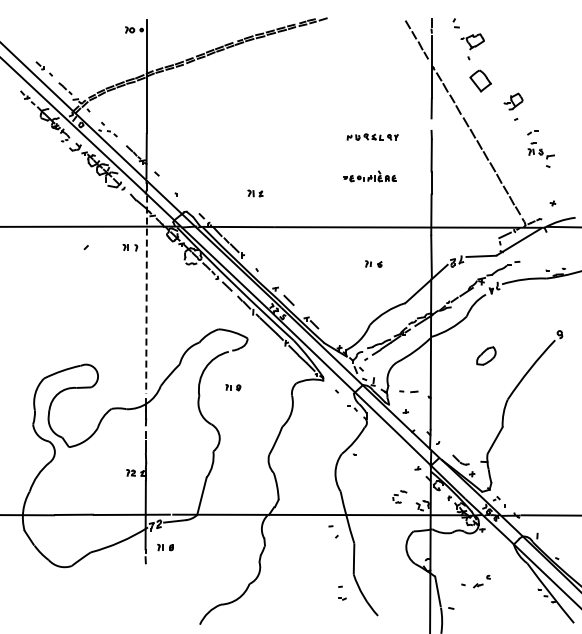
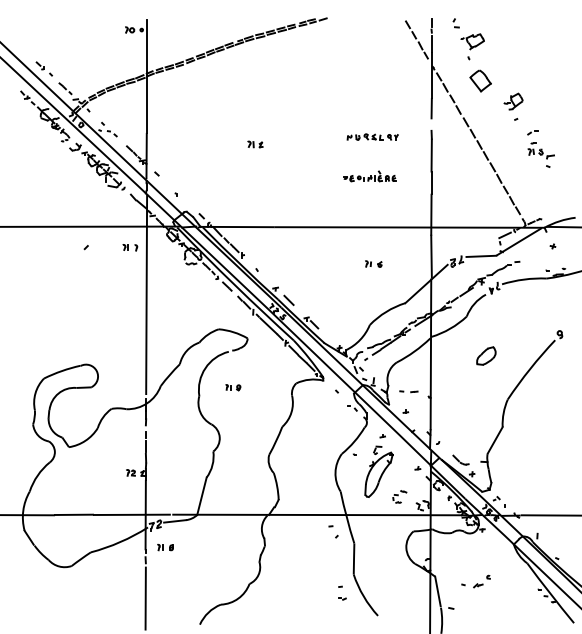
part position: (255, 193) -> (255, 144) (255, 144)
part position: (552, 203) -> (552, 246) (552, 246)
line: dashed -> solid (146, 295)
part: none -> present (378, 465)
line: none -> present (145, 598)
